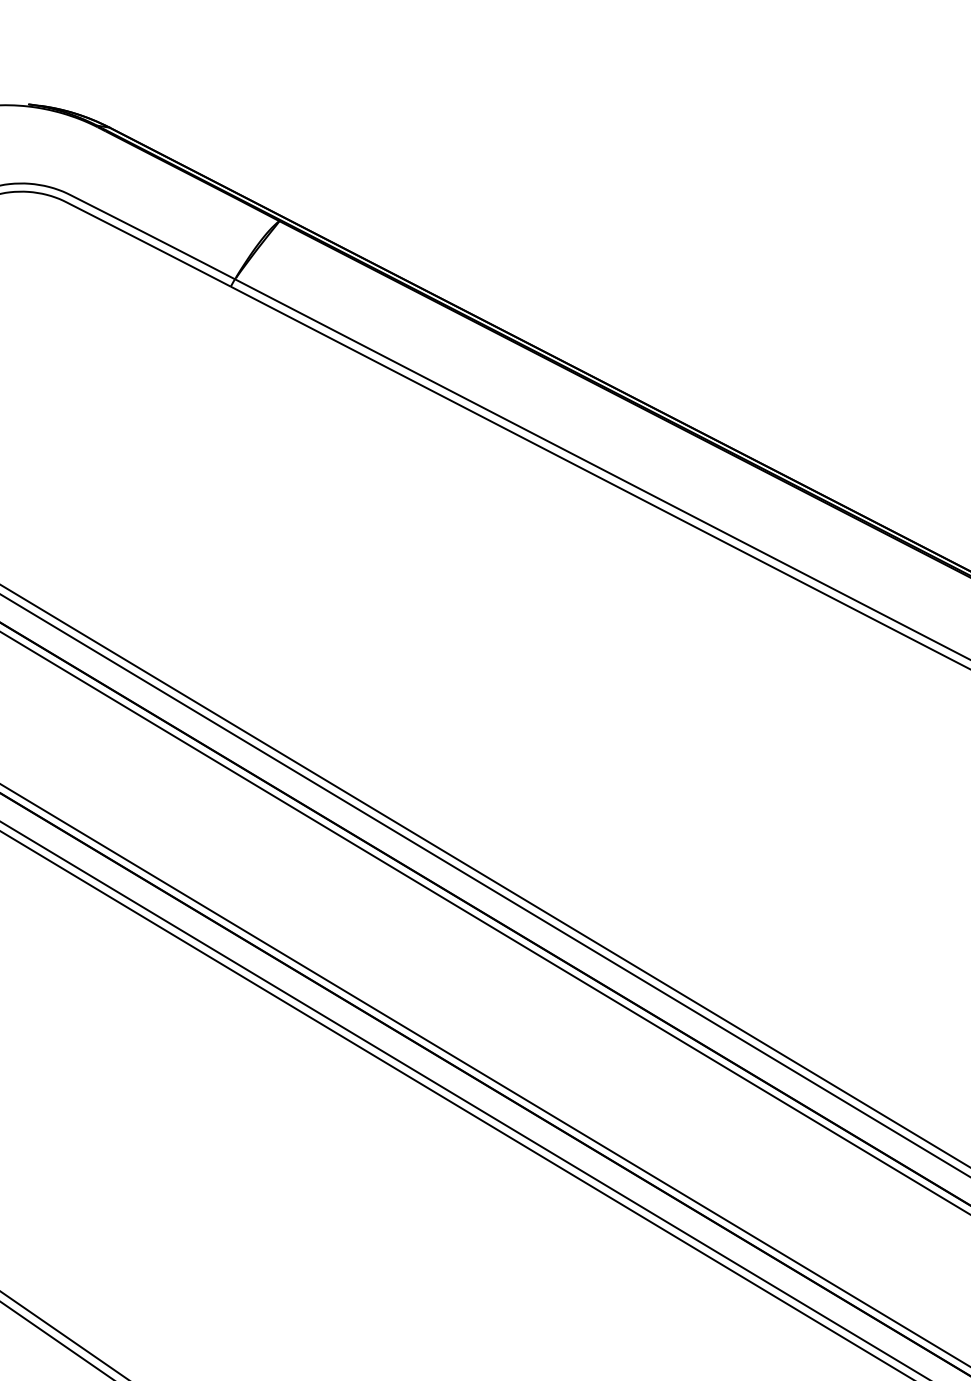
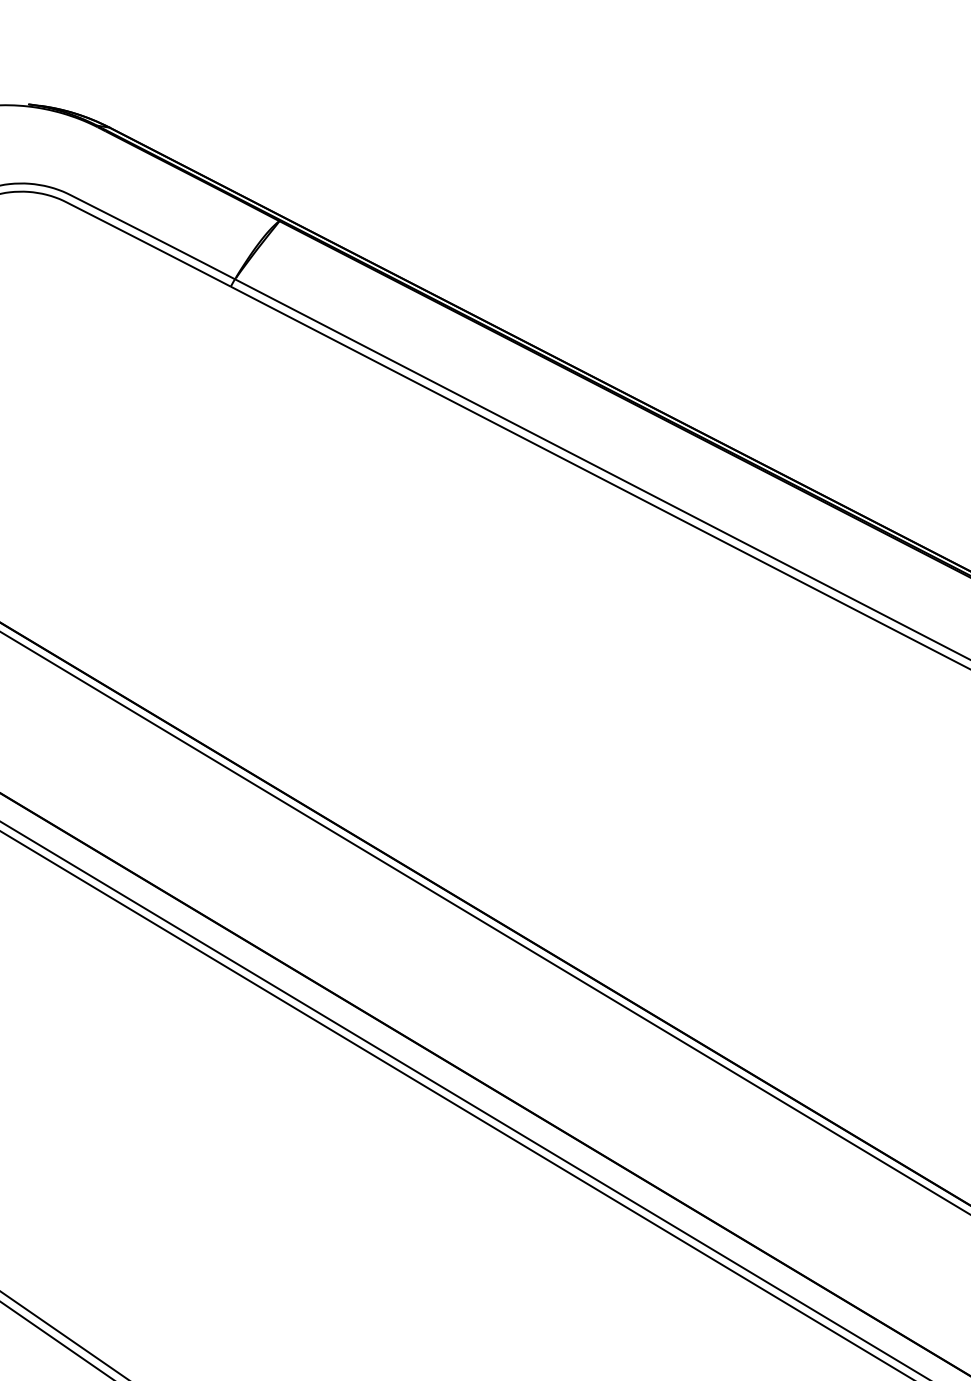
line: present -> none (484, 875)
line: present -> none (484, 885)
line: present -> none (484, 1075)
